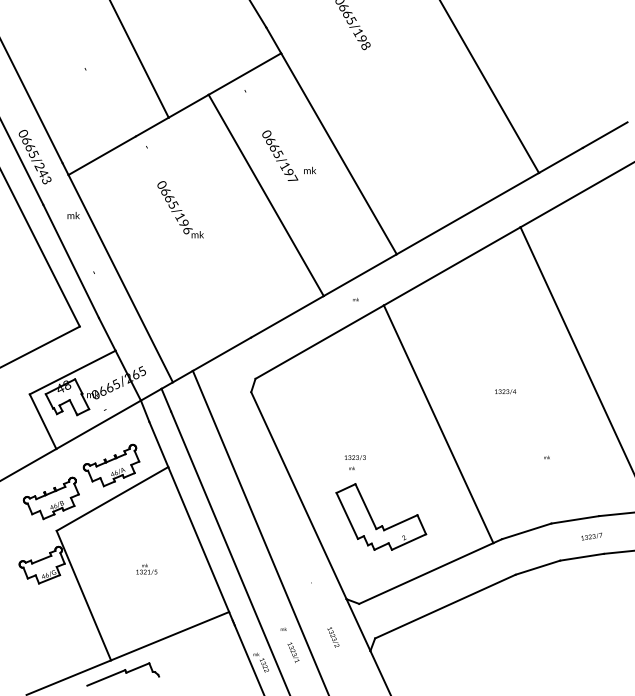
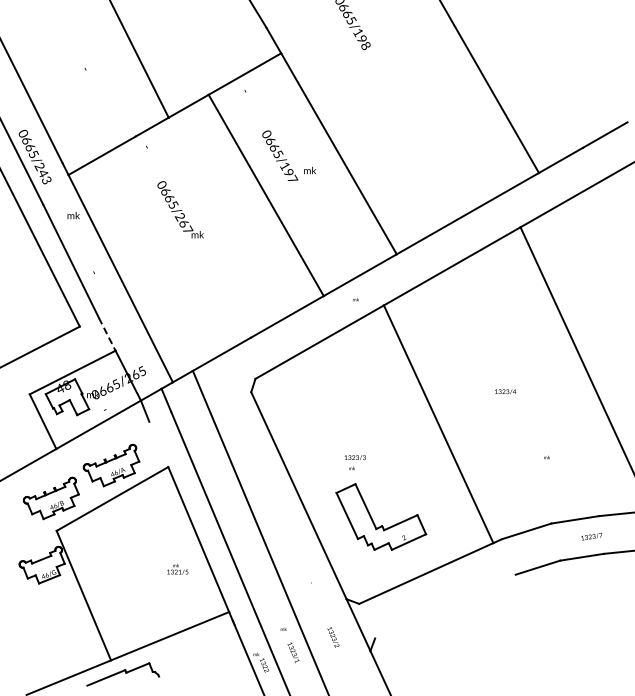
text: 0665/196 -> 0665/267 (183, 223)
line: solid -> dashed (107, 334)
line: present -> none (158, 444)
text position: (146, 568) -> (177, 568) (177, 568)
line: present -> none (445, 606)
